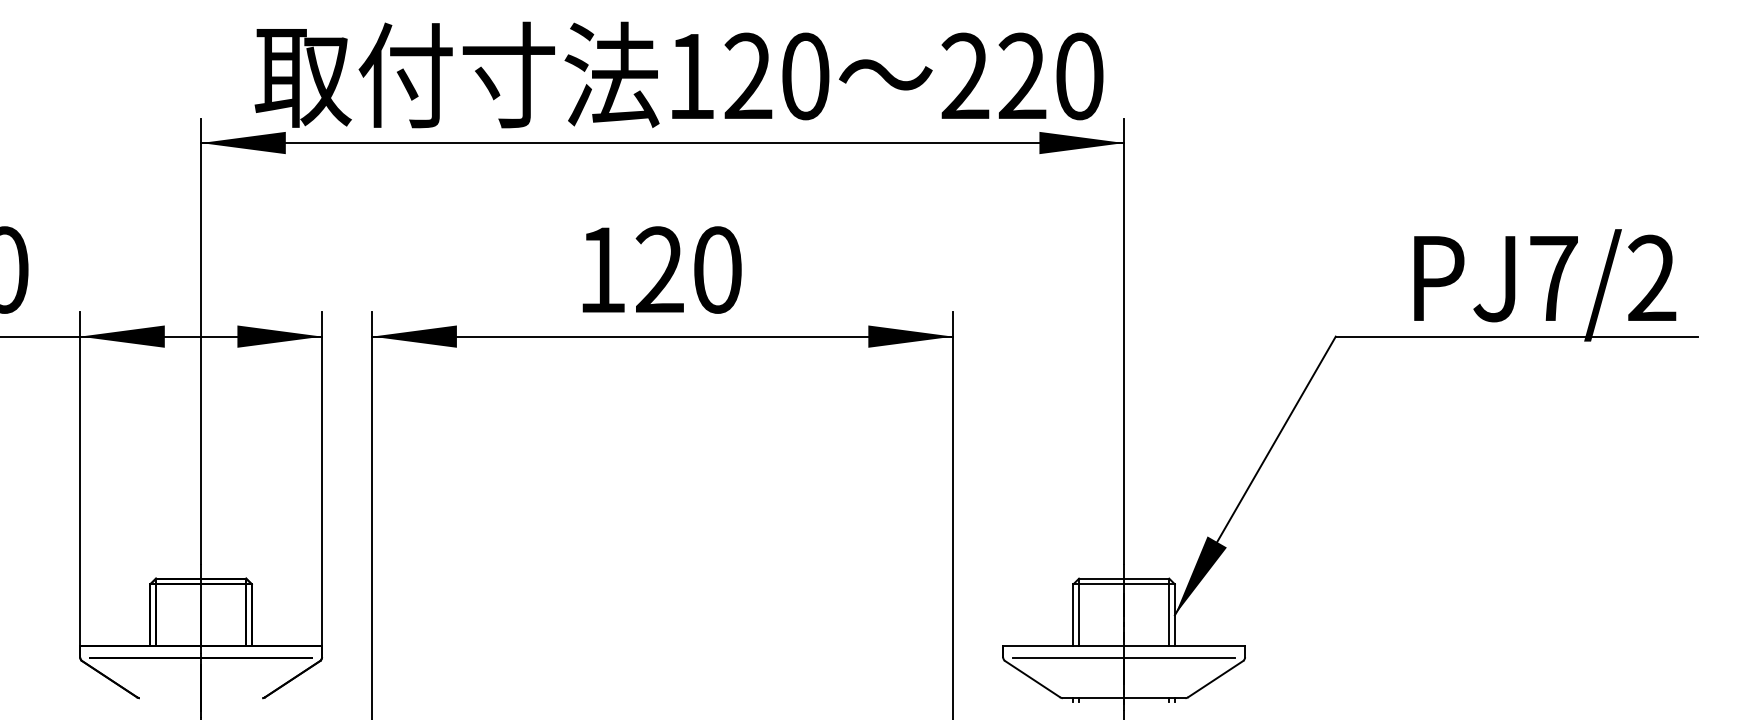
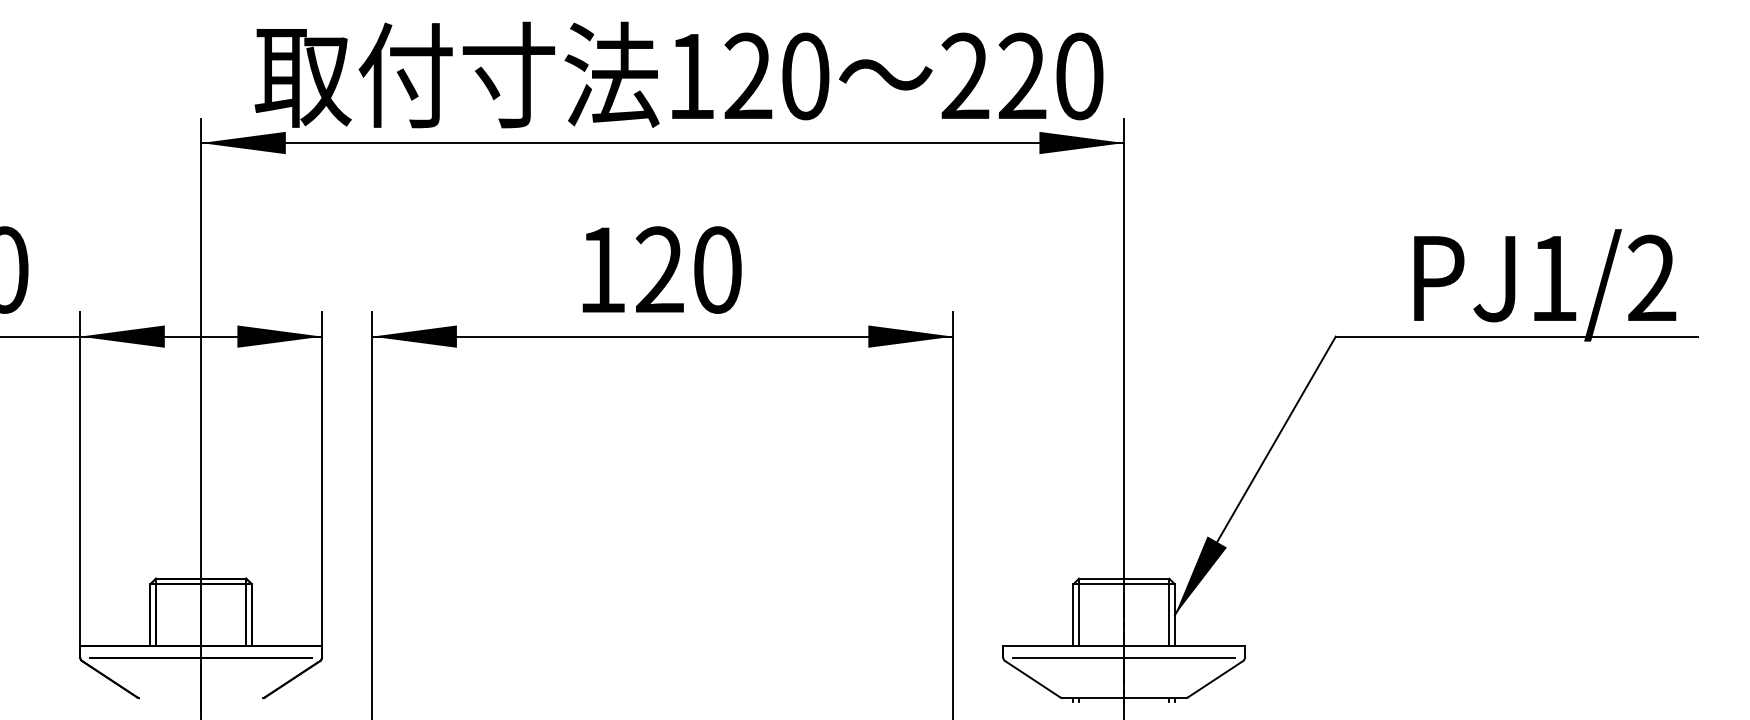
text: PJ7/2 -> PJ1/2 (1553, 278)
